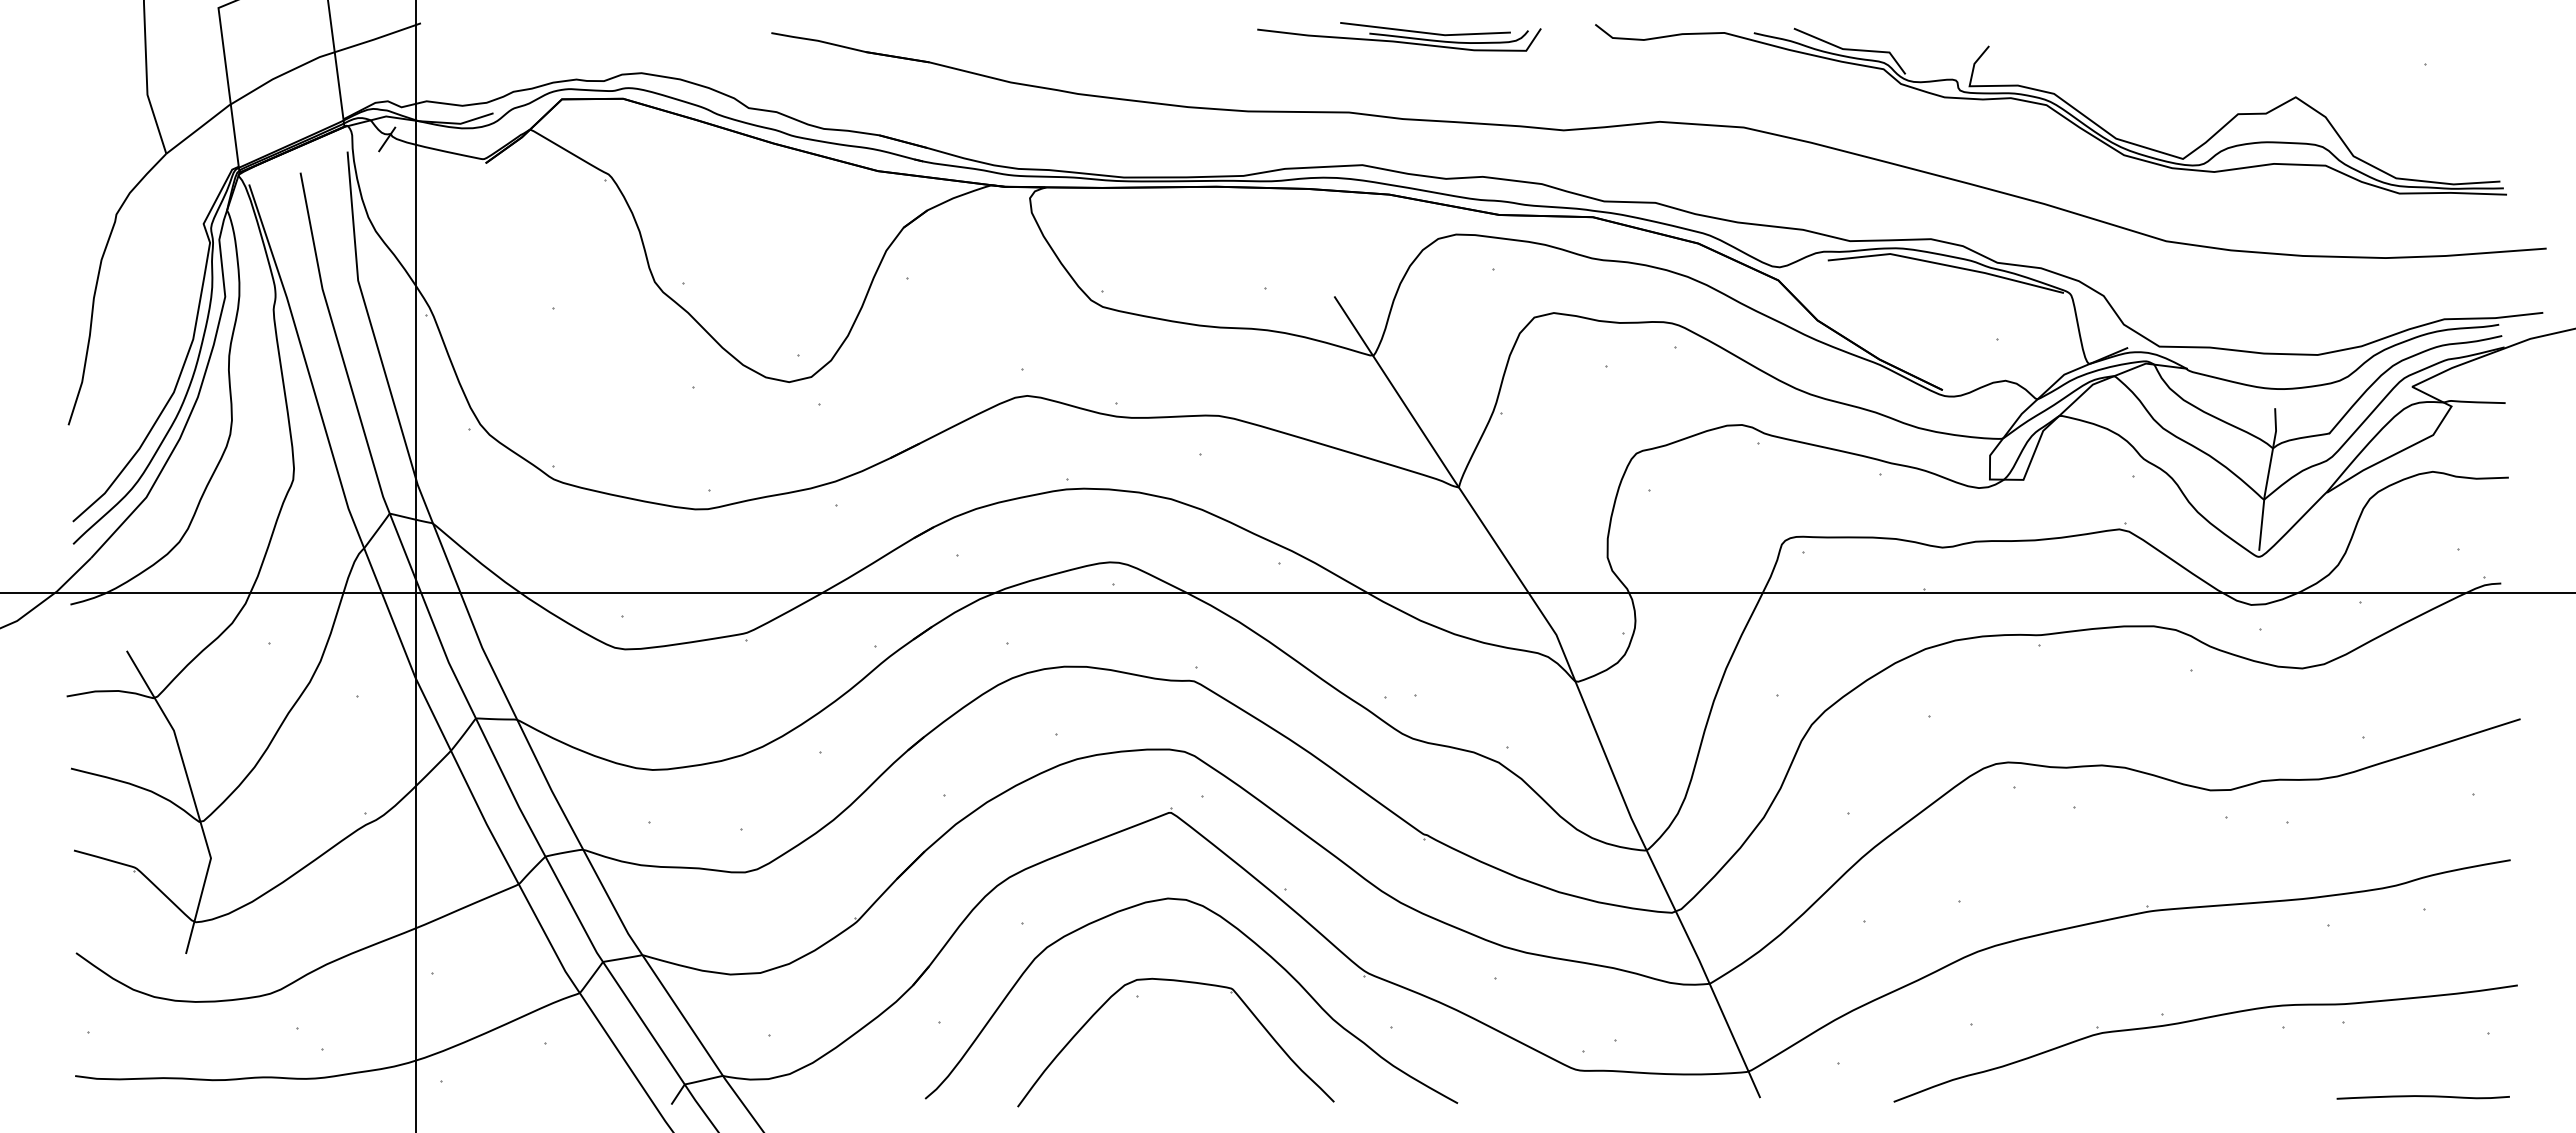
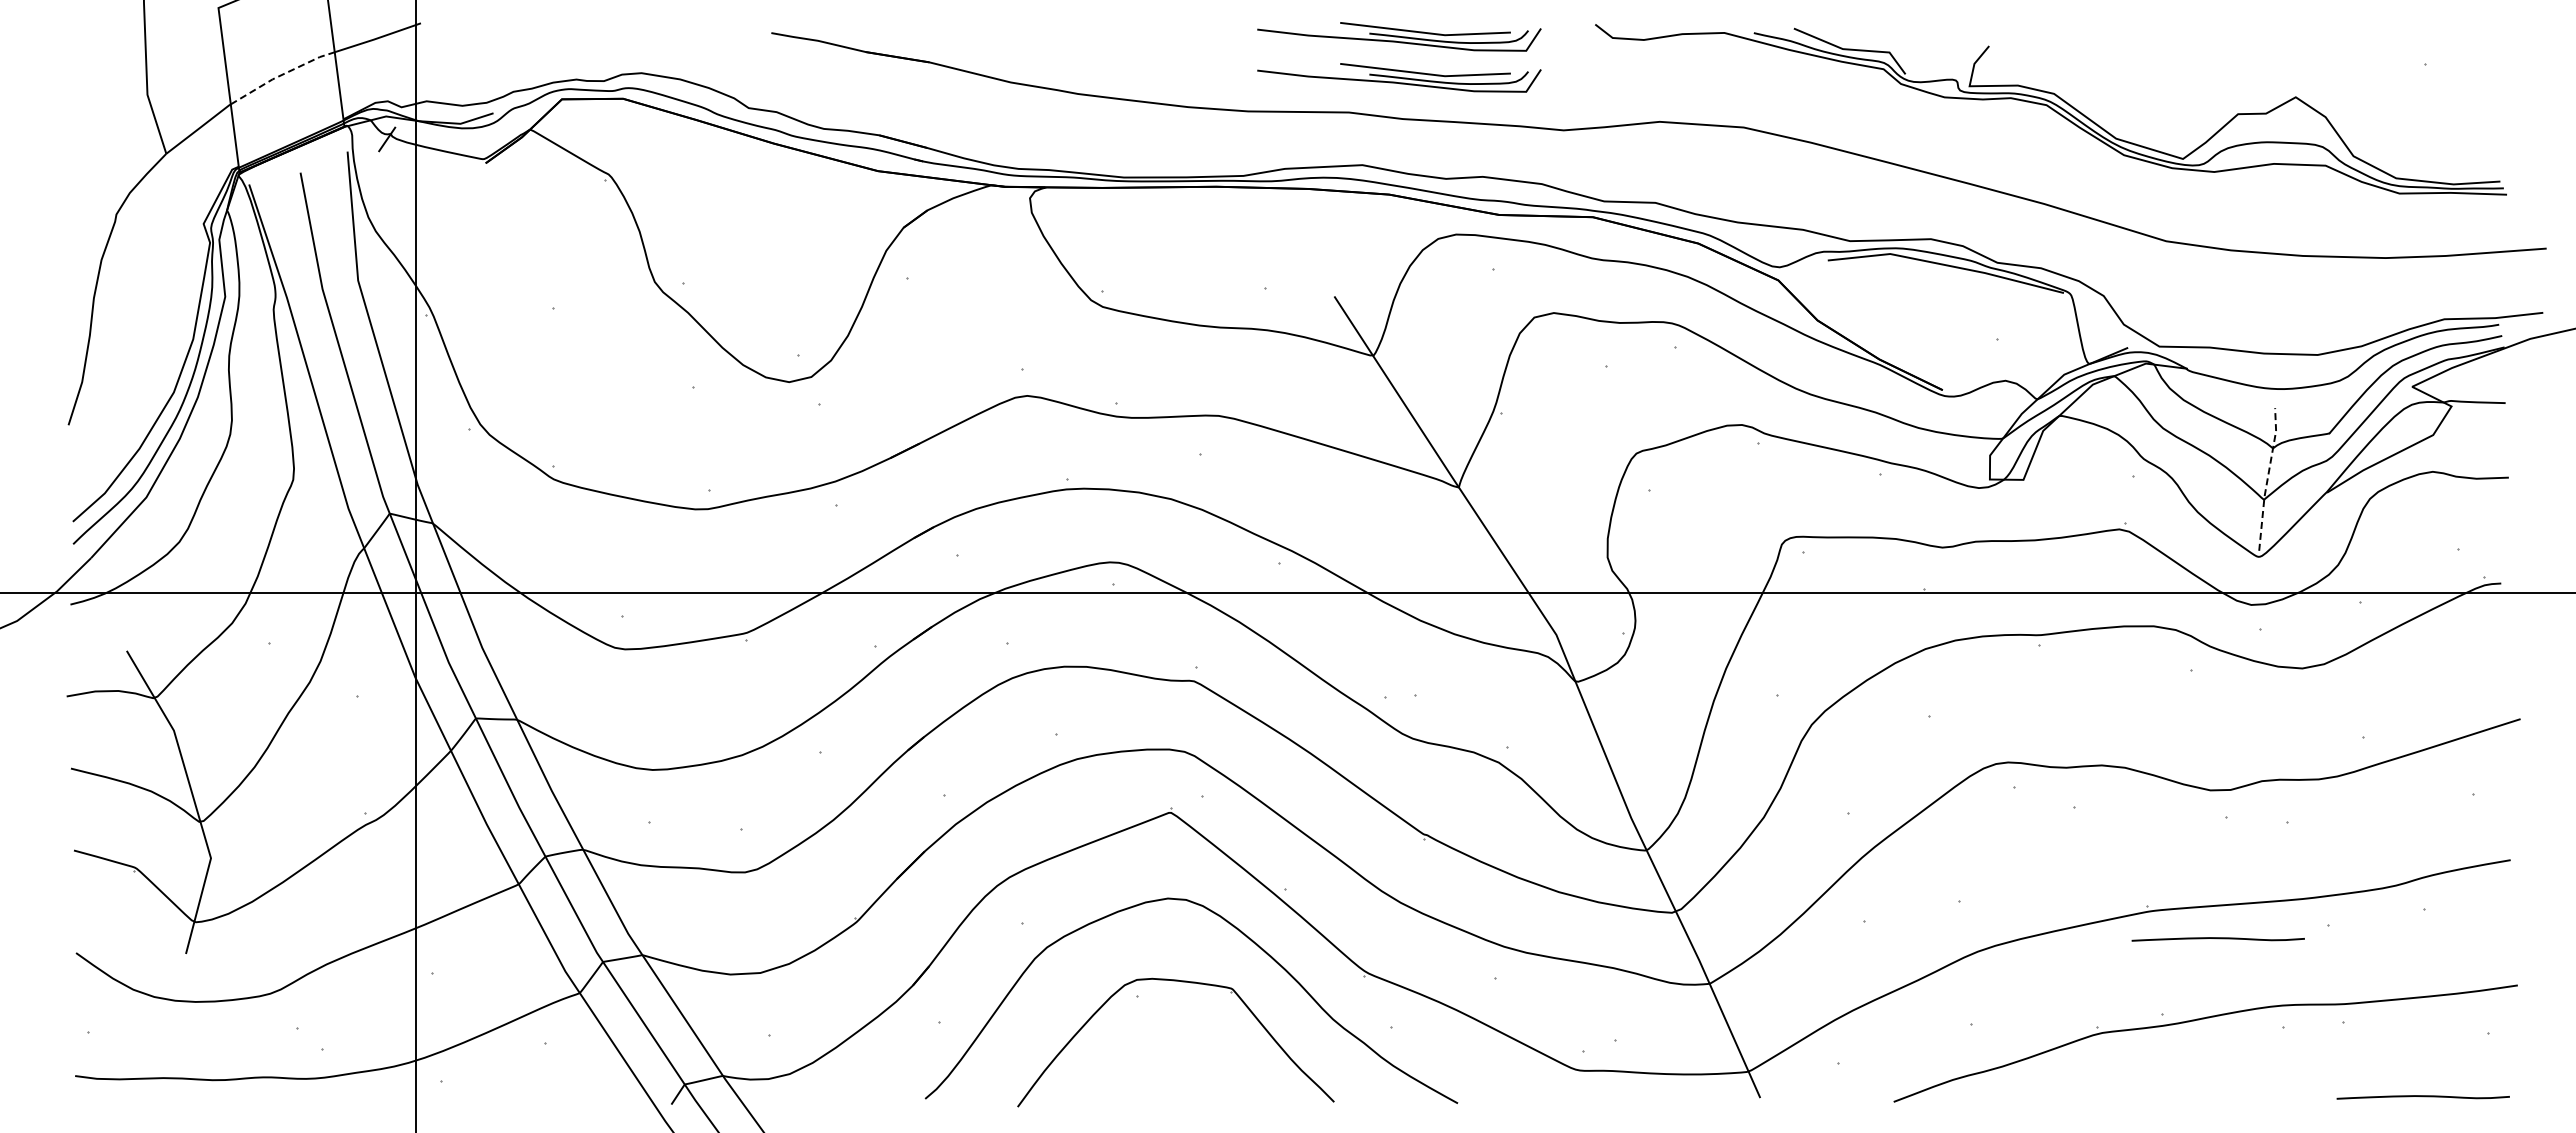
line: solid -> dashed (281, 75)
part: none -> present (1399, 77)
line: solid -> dashed (2267, 479)
curve: none -> present (2217, 939)
